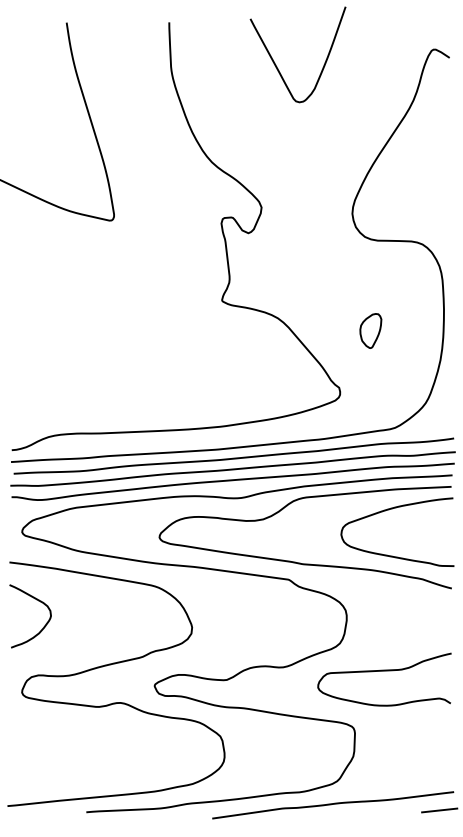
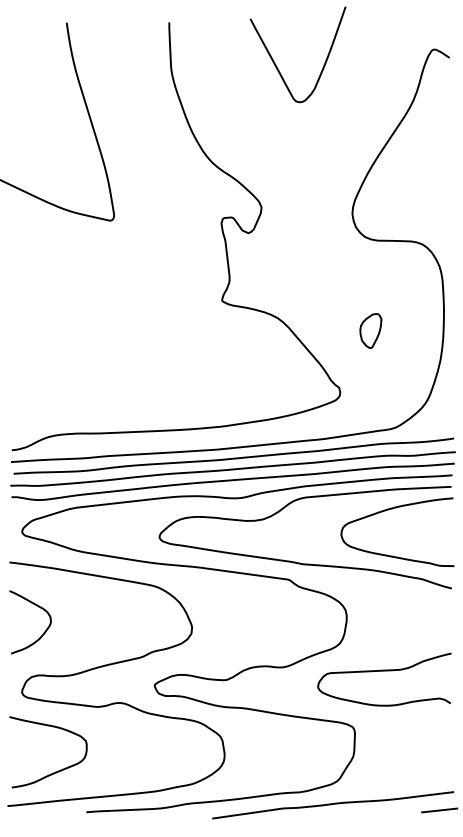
curve position: (43, 626) -> (43, 632) (43, 632)
curve: none -> present (55, 771)
